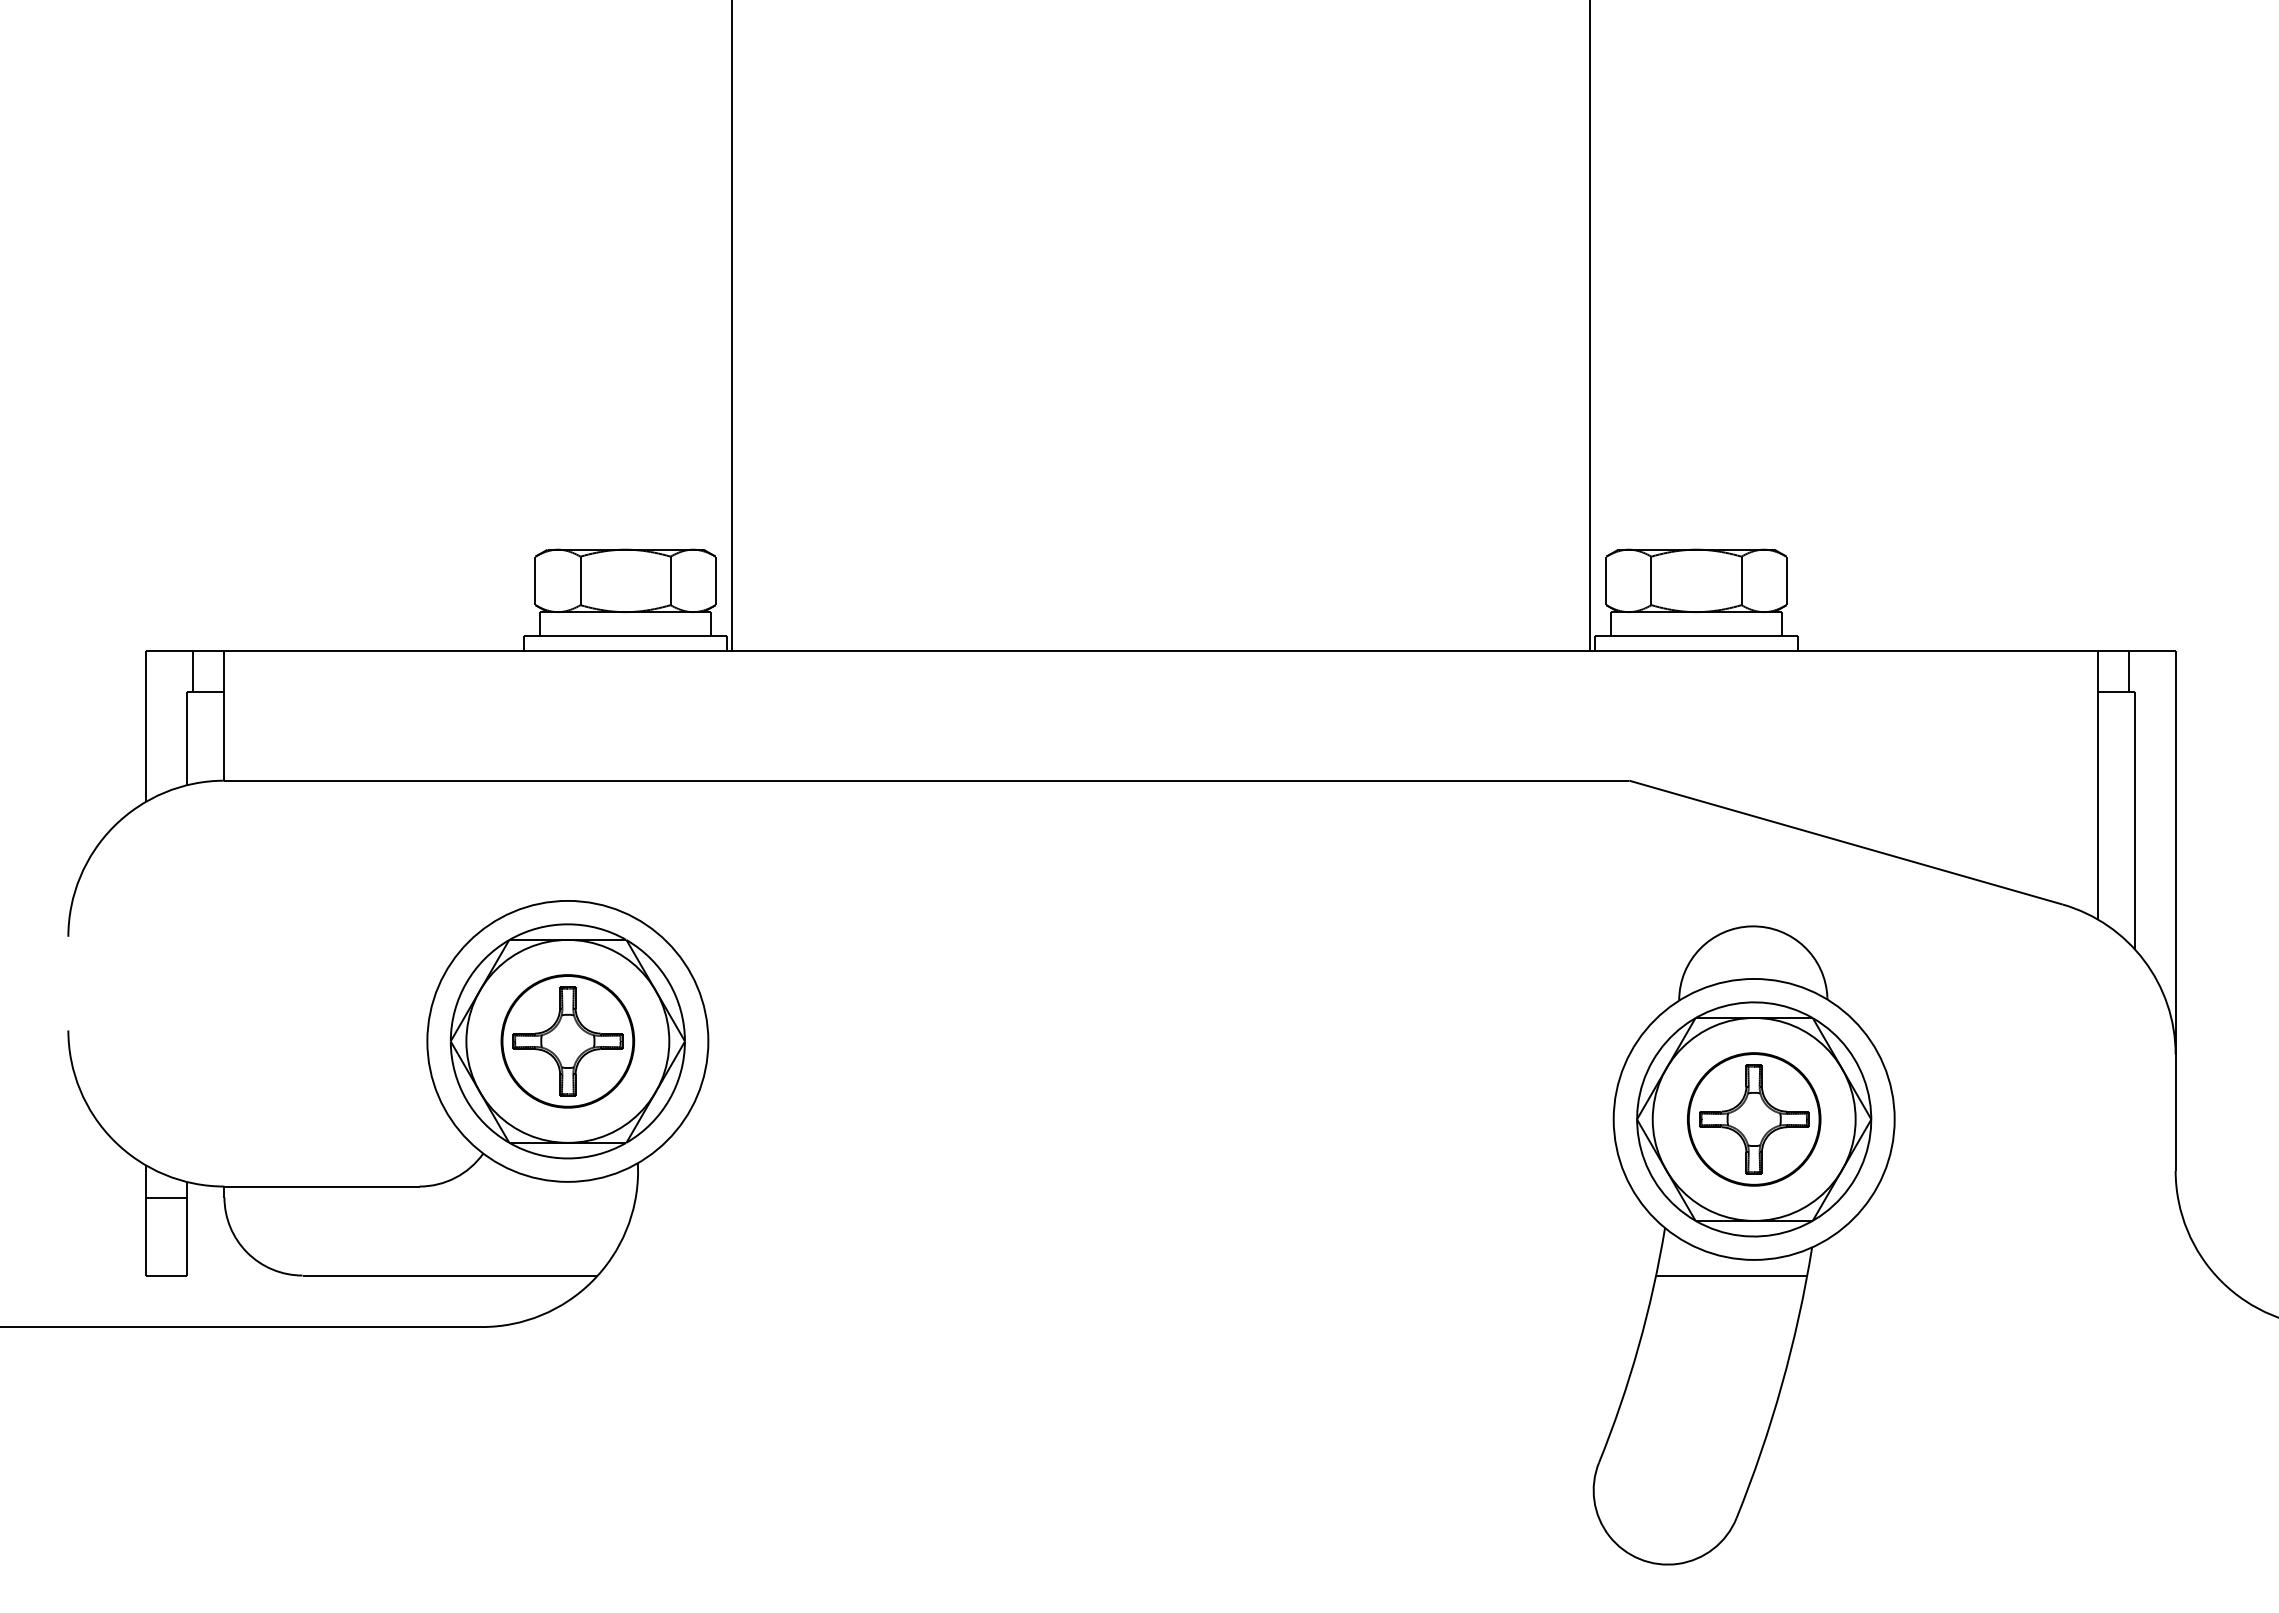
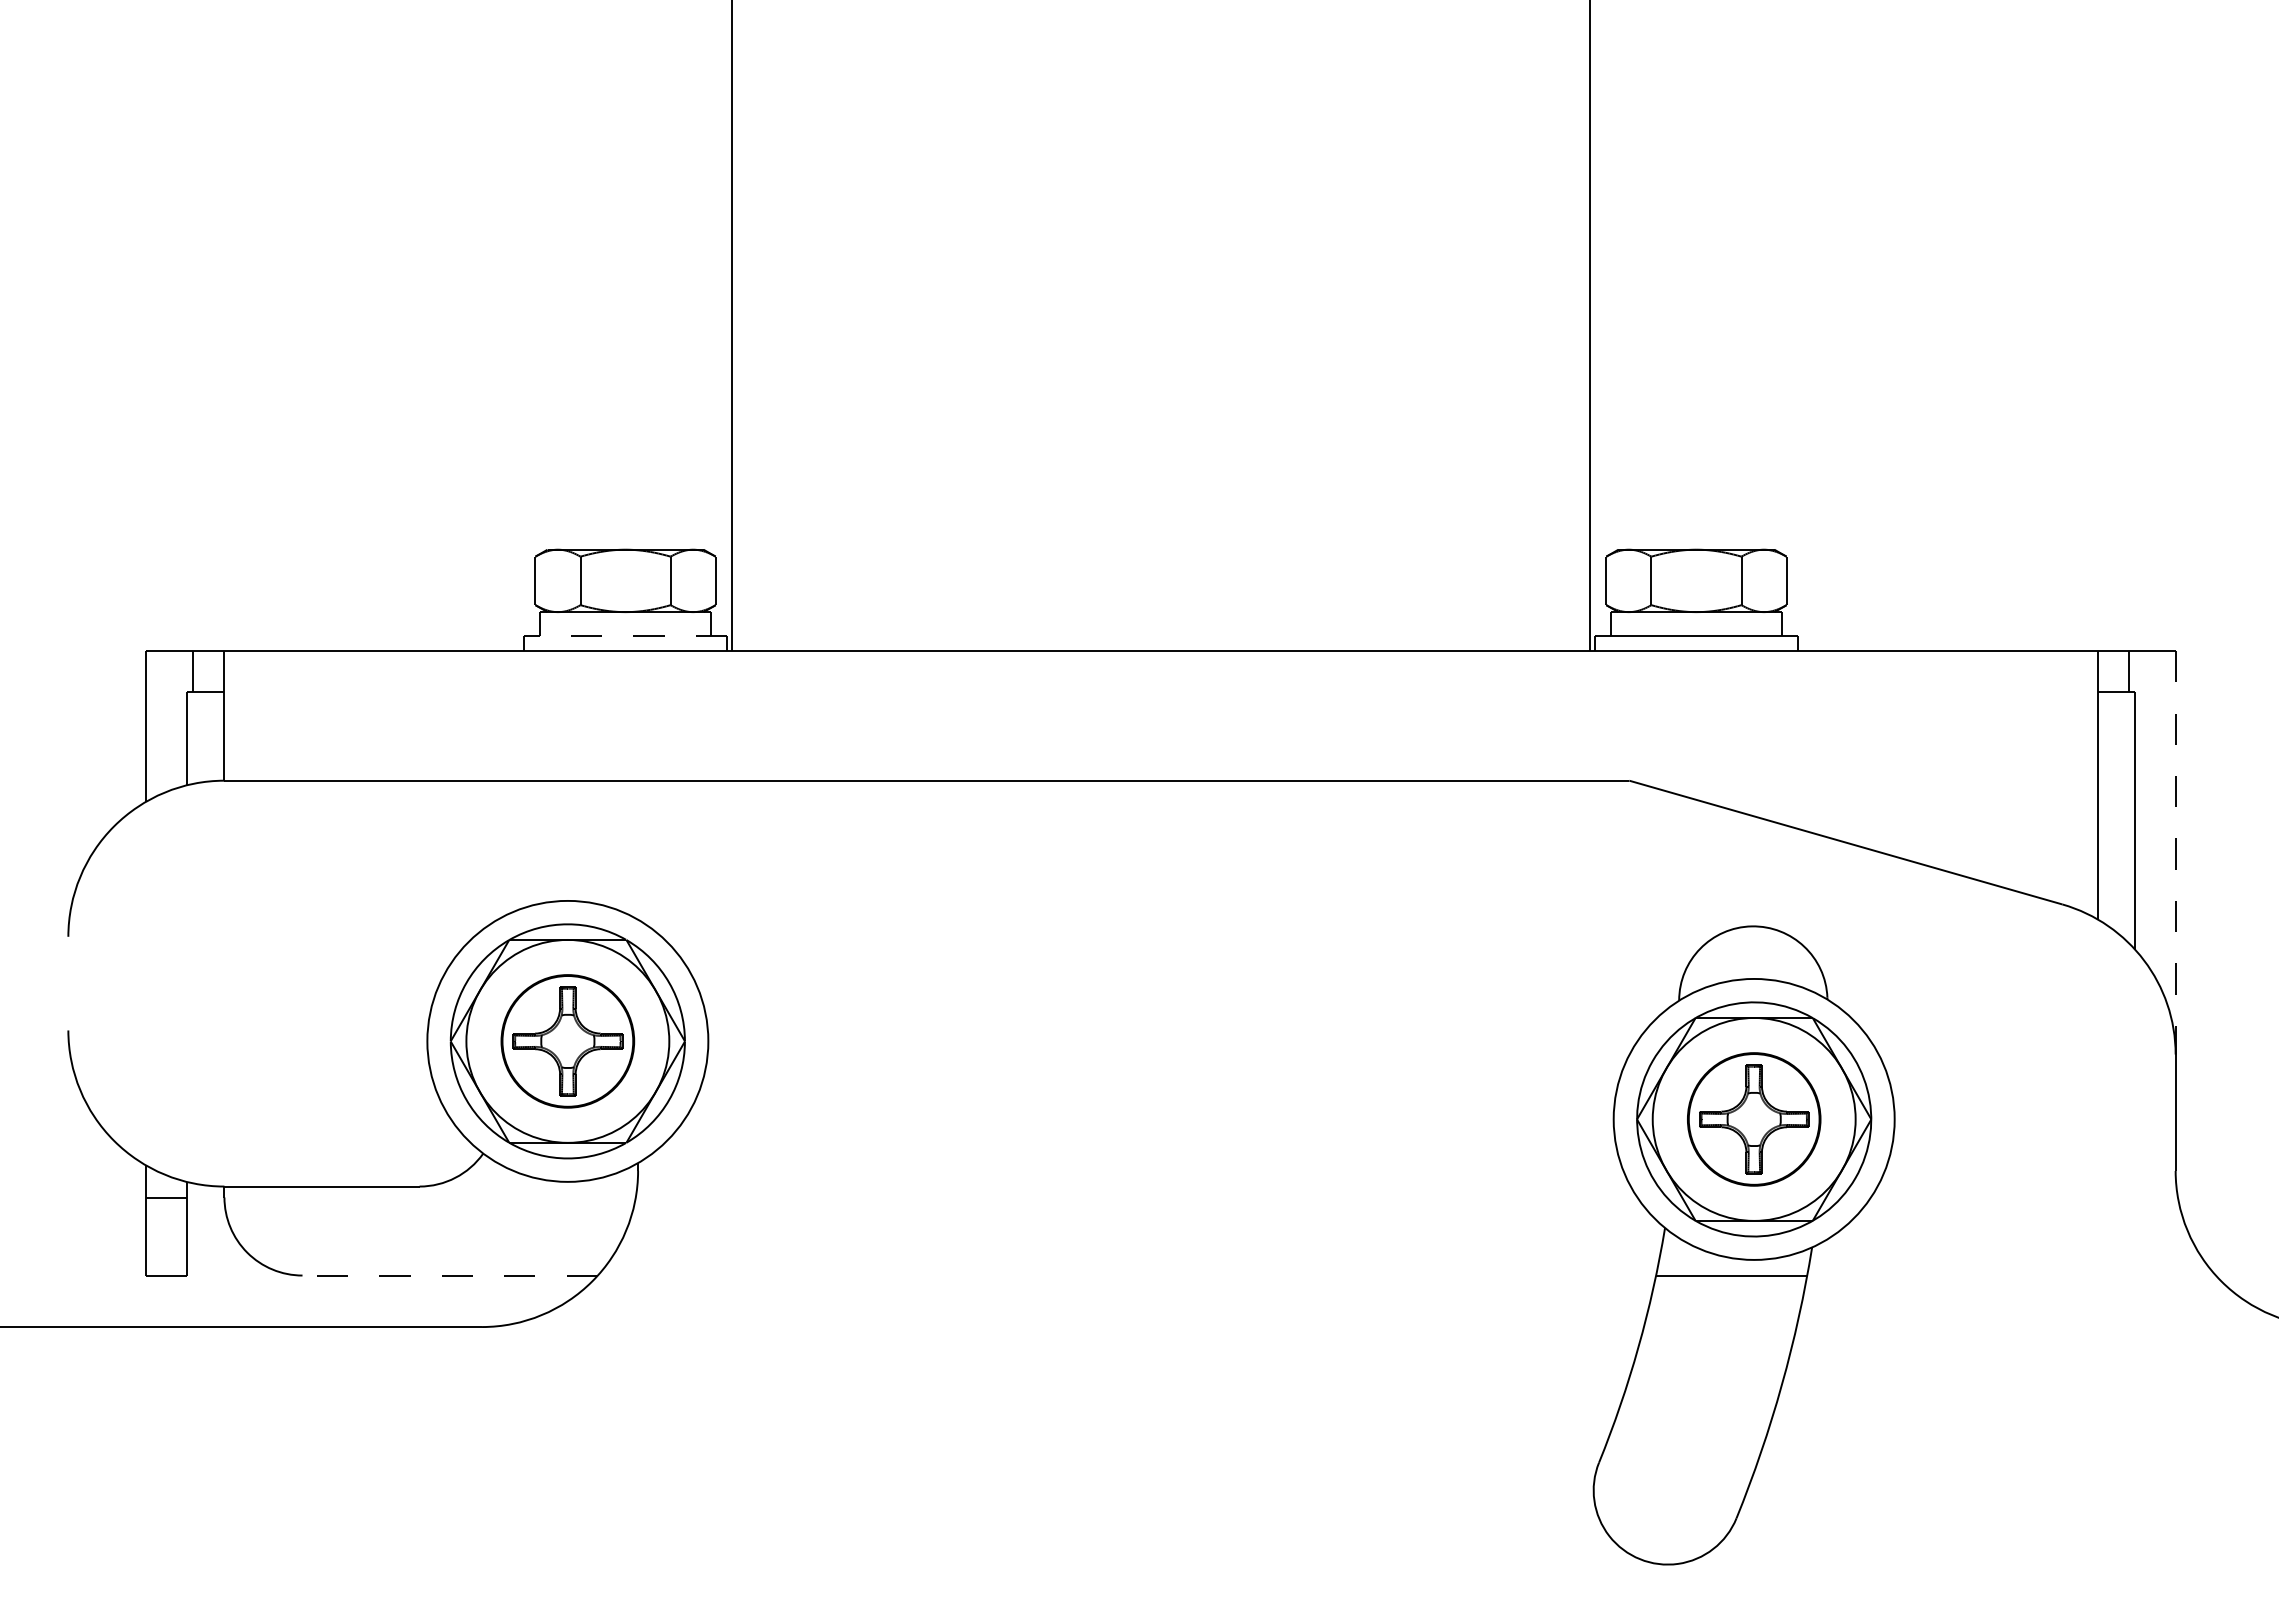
line: solid -> dashed (625, 635)
line: solid -> dashed (2175, 852)
line: solid -> dashed (450, 1275)
